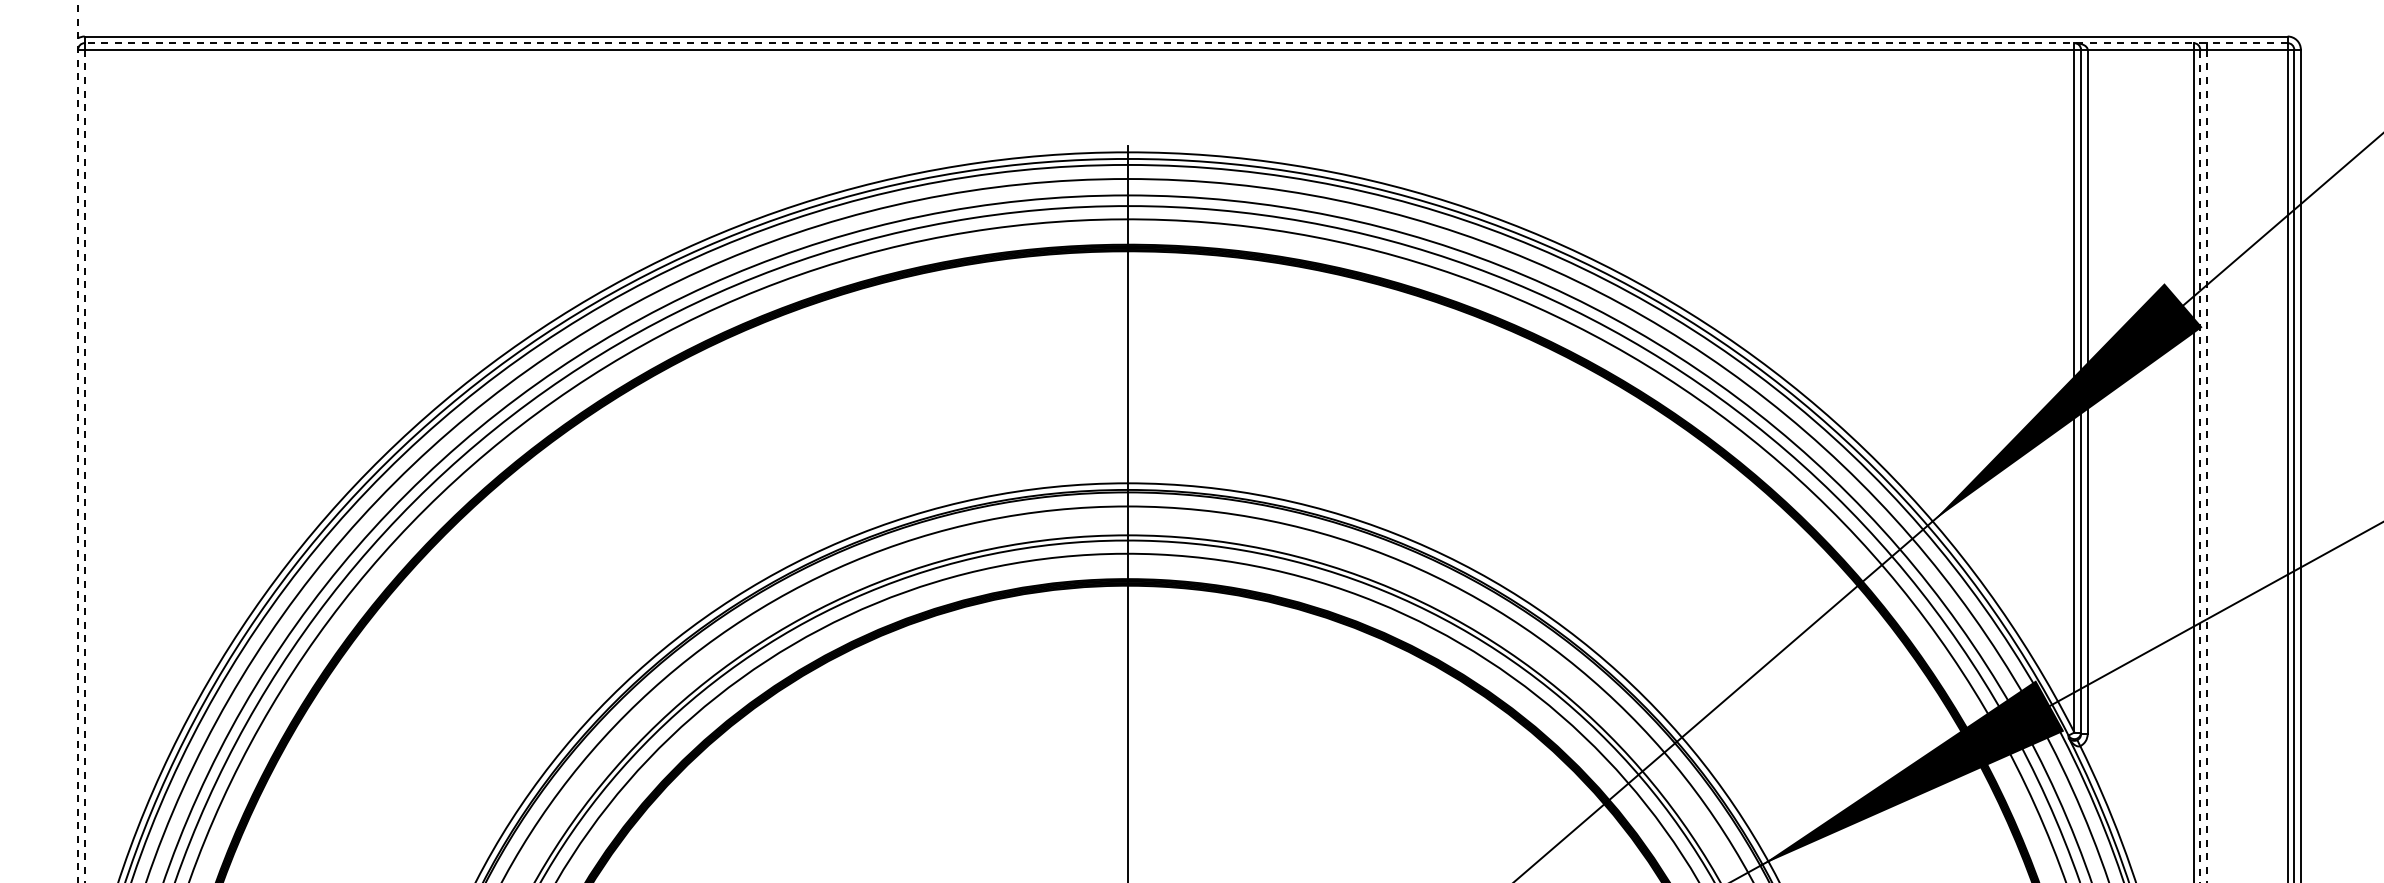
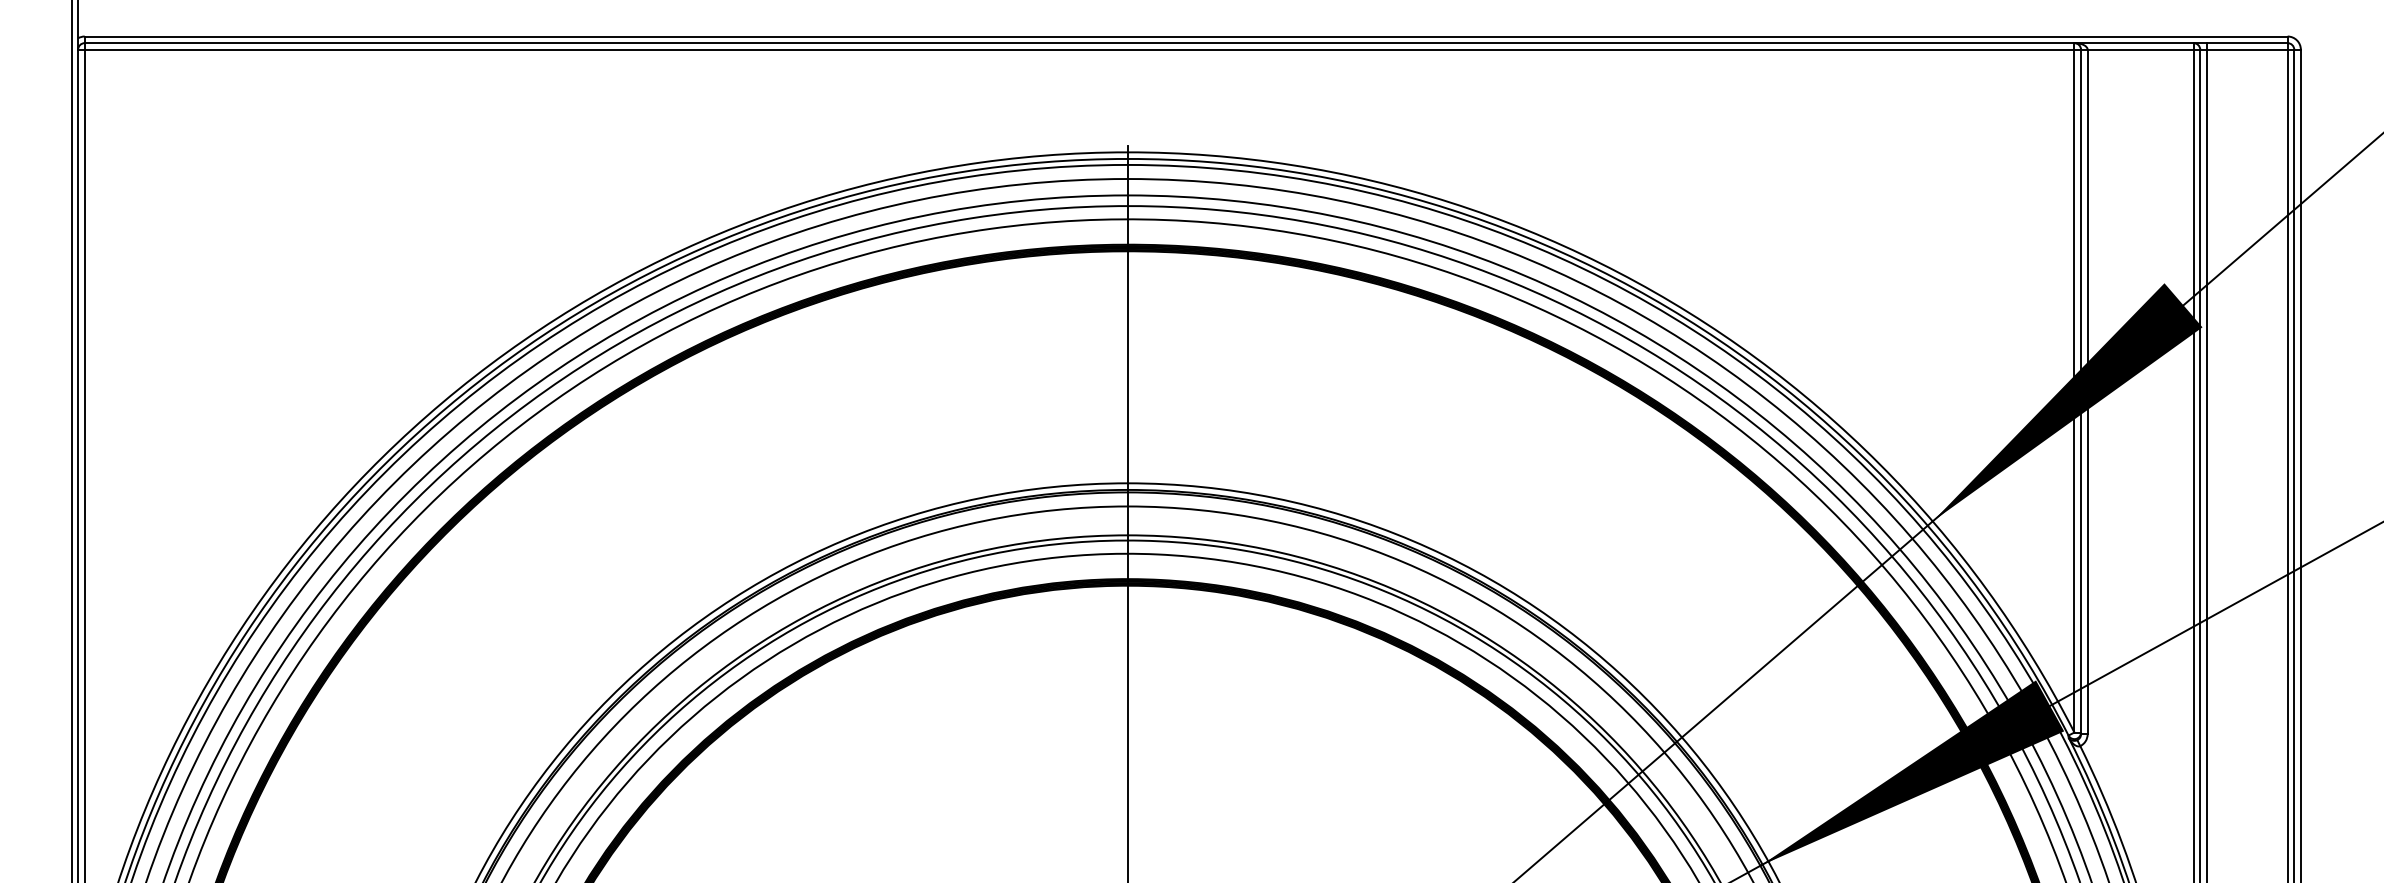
line: dashed -> solid (1185, 43)
line: none -> present (71, 440)
line: dashed -> solid (78, 441)
line: dashed -> solid (2200, 465)
line: dashed -> solid (84, 466)
line: dashed -> solid (2206, 466)
